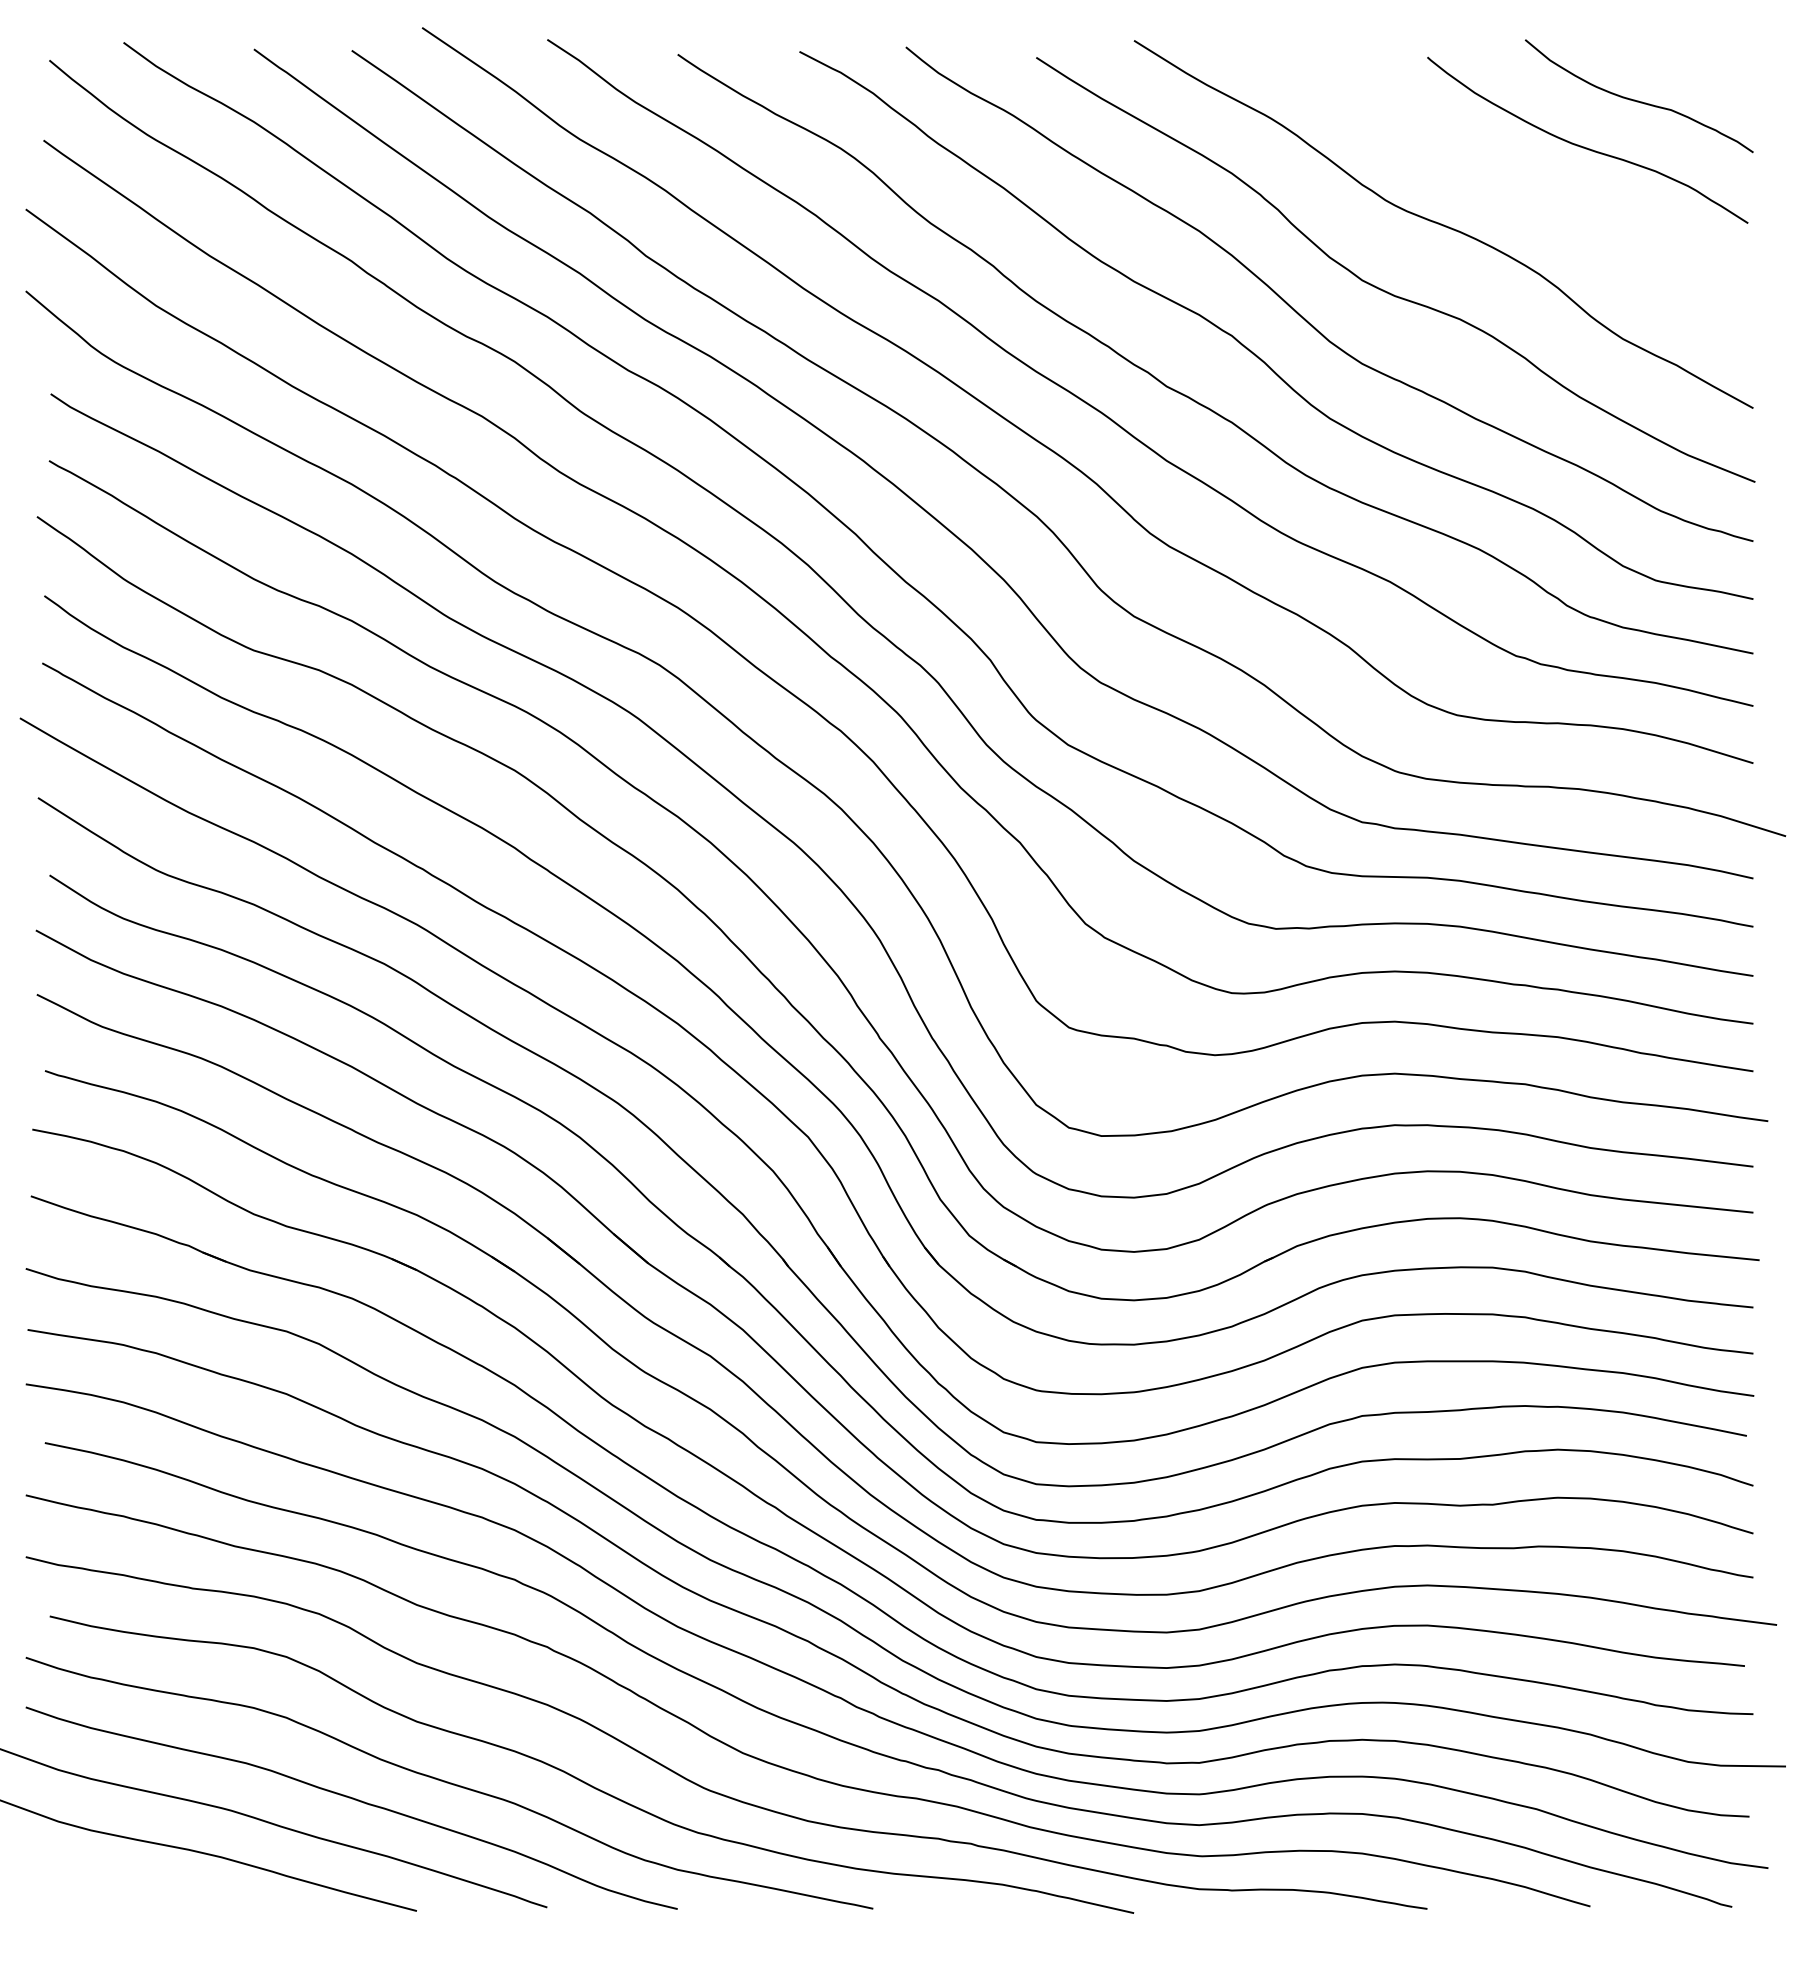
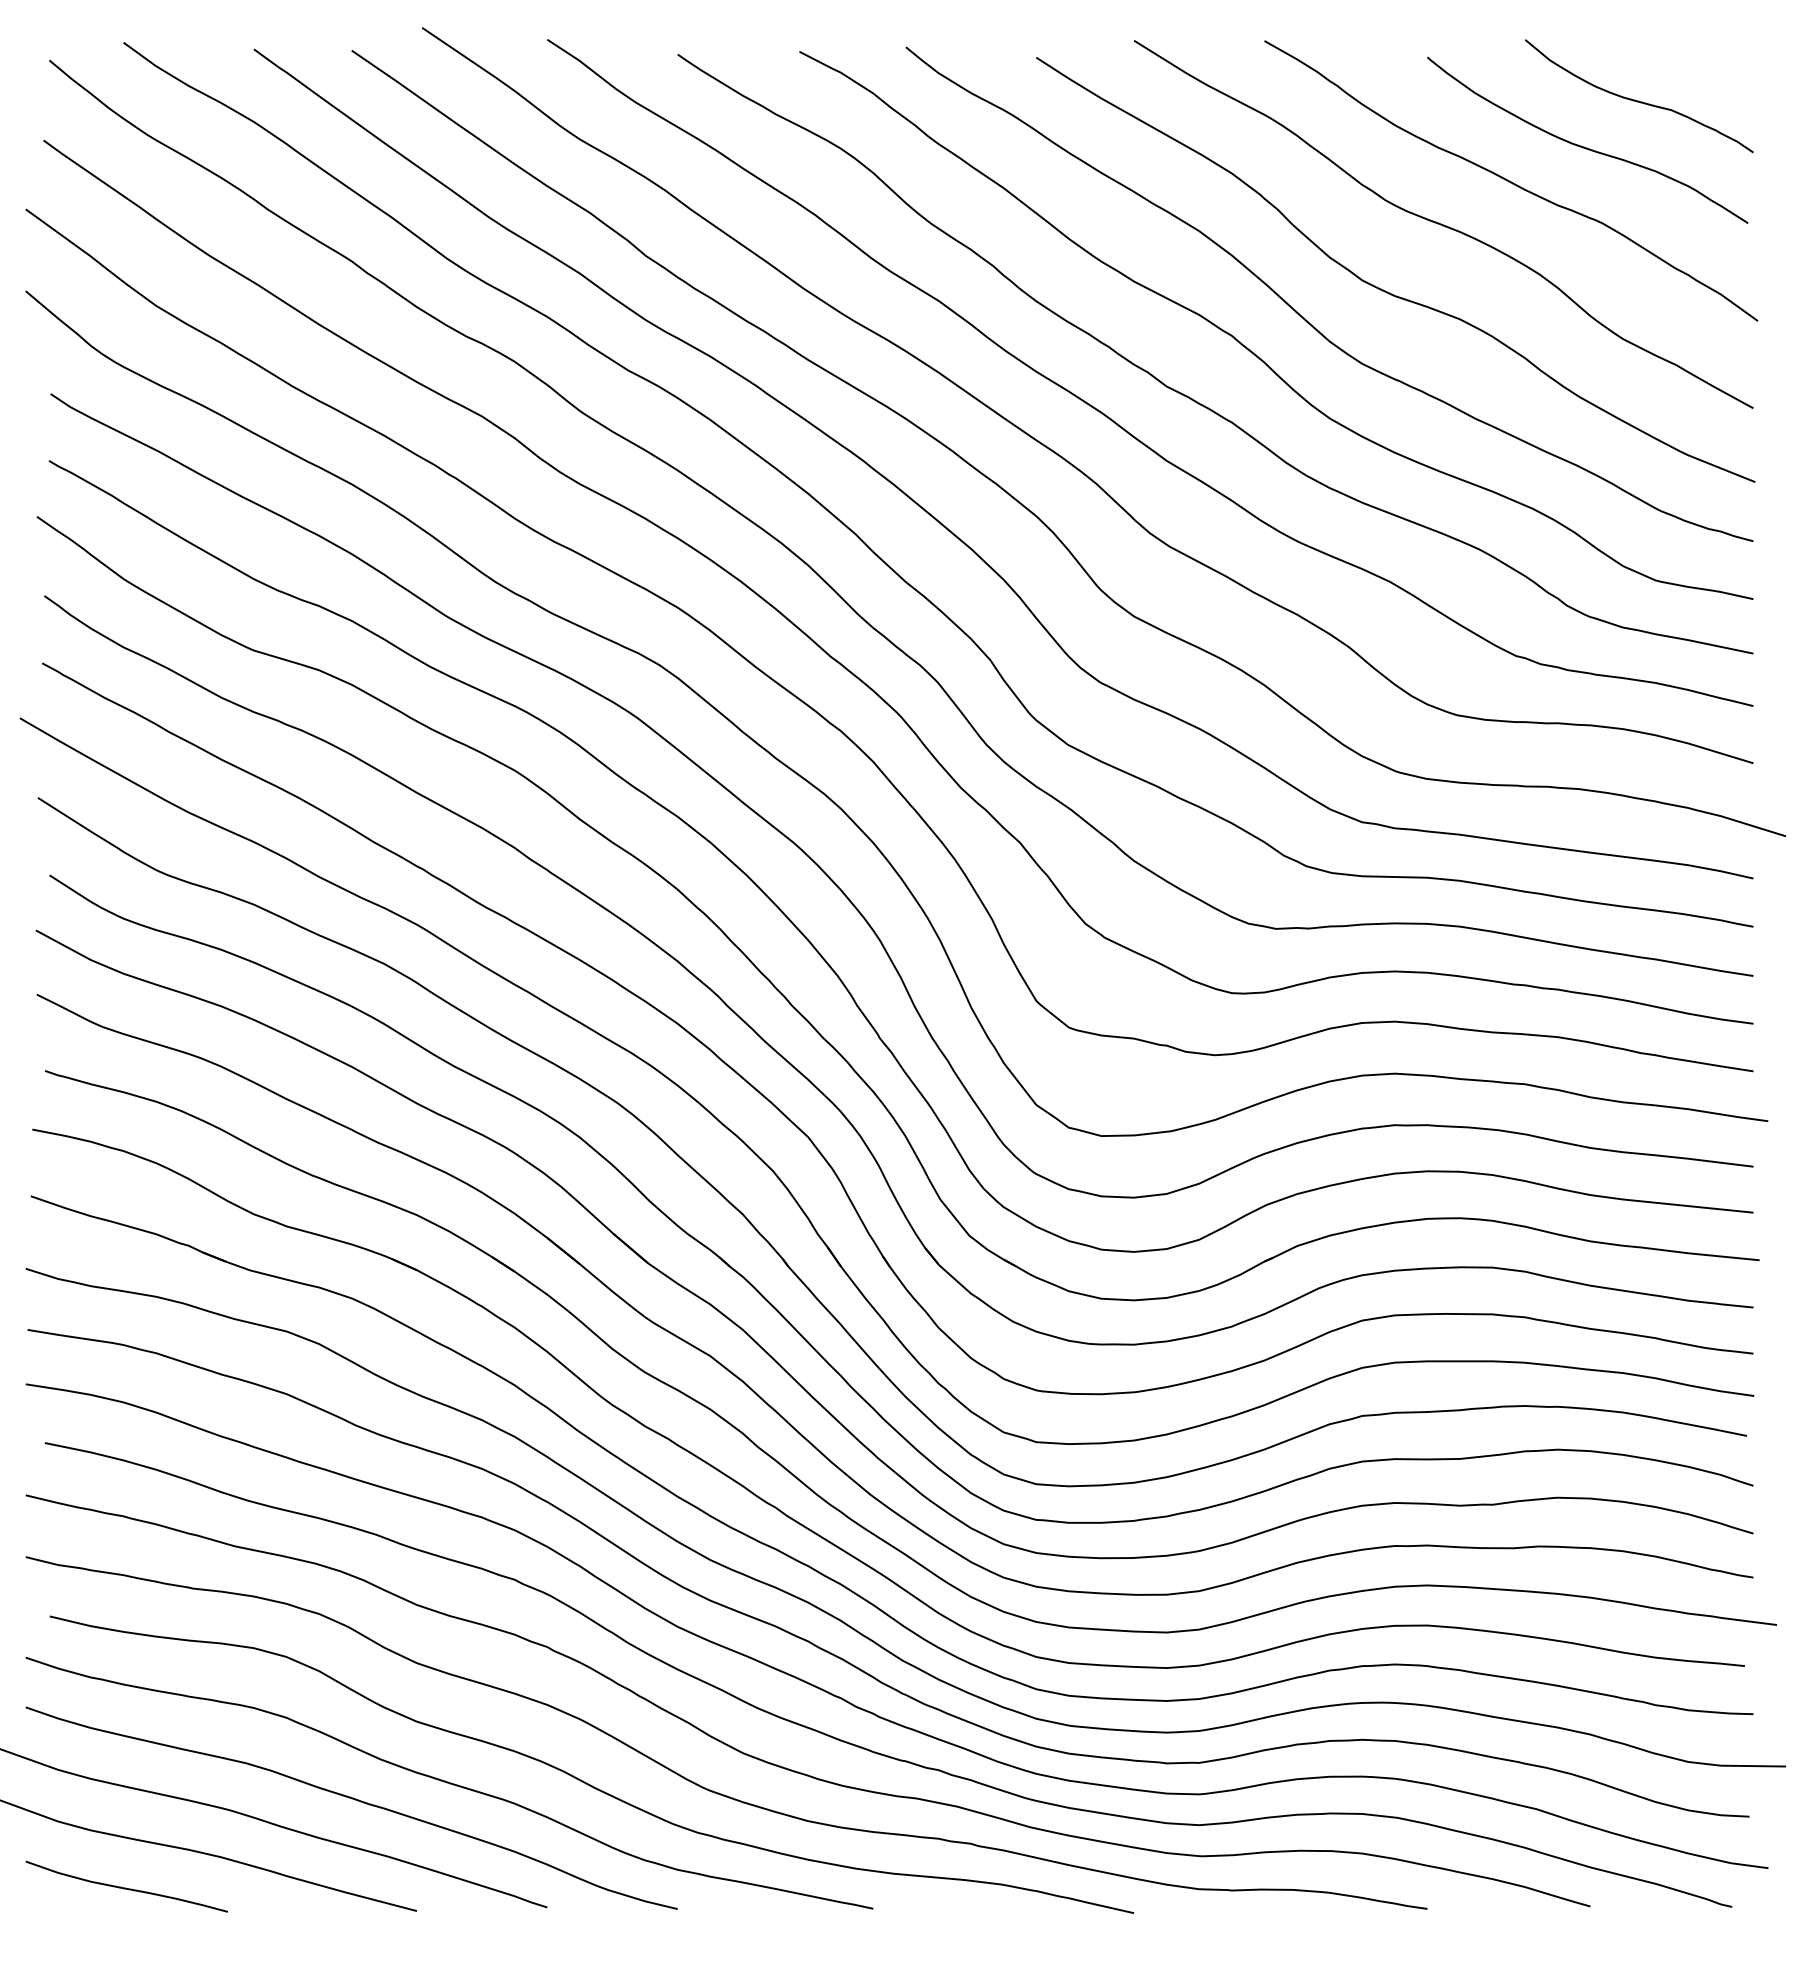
curve: none -> present (1511, 181)
curve: none -> present (126, 1887)
